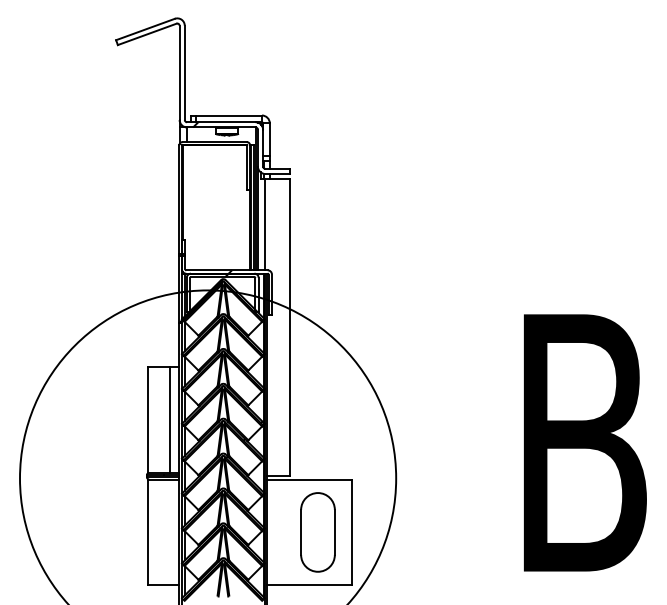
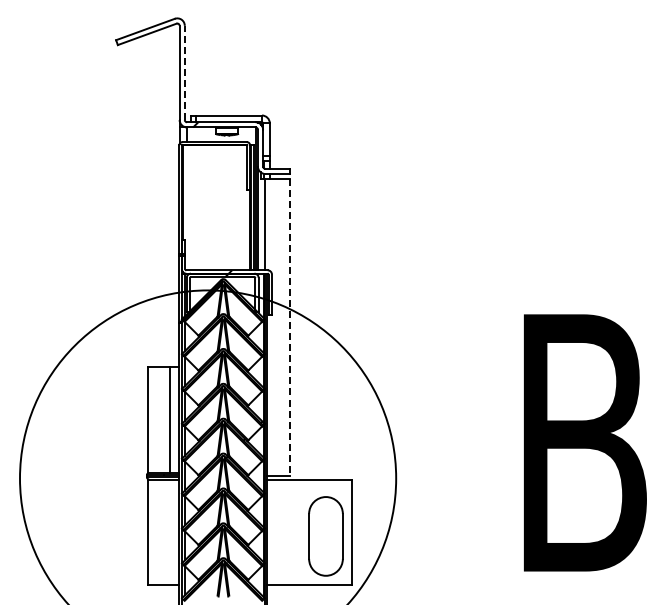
line: solid -> dashed (184, 72)
line: solid -> dashed (289, 327)
part position: (317, 532) -> (325, 536) (325, 536)
